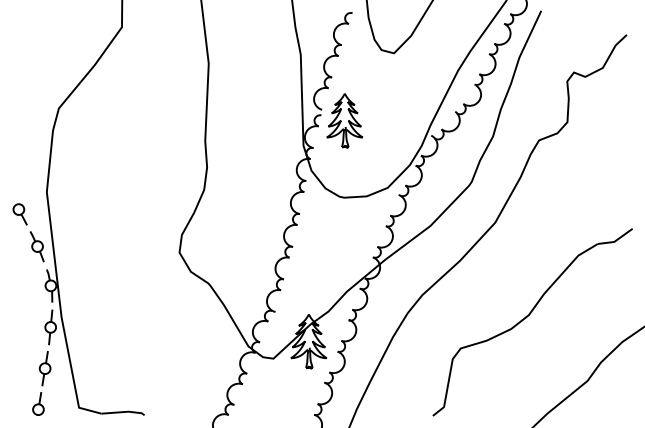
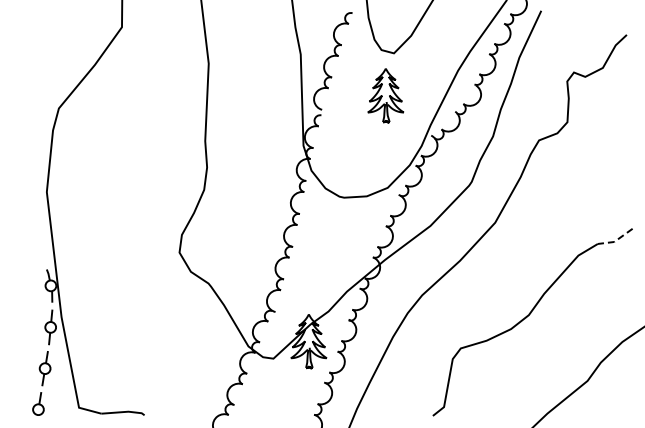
part position: (344, 120) -> (385, 95) (385, 95)
part: present -> none (28, 232)
line: solid -> dashed (615, 240)
